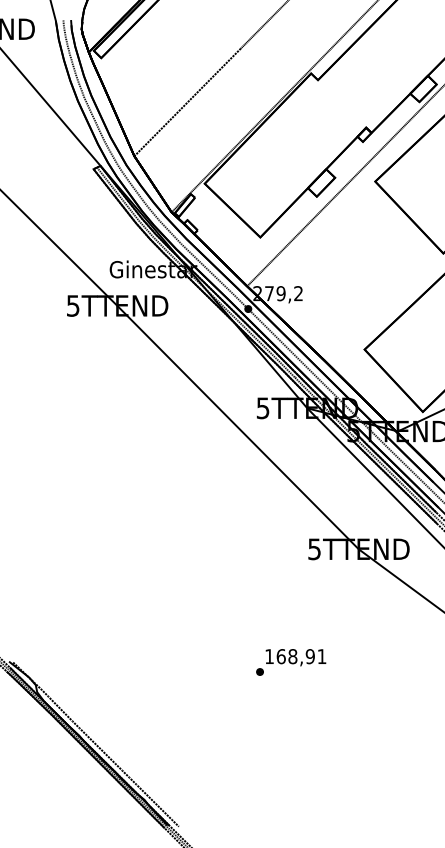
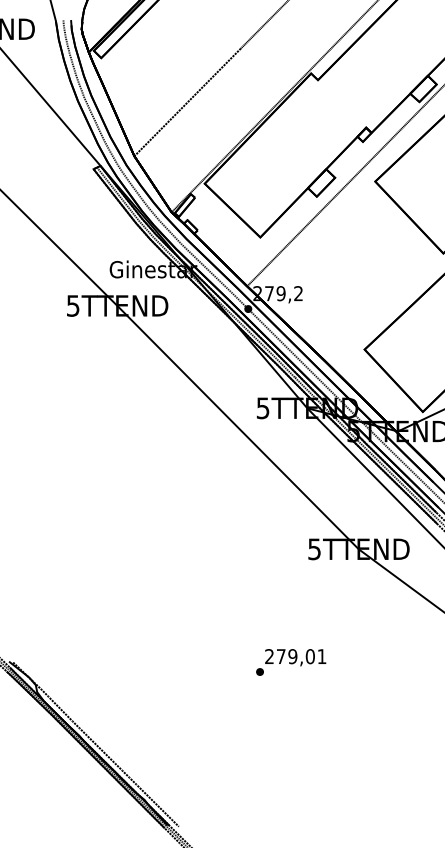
text: 168,91 -> 279,01 (289, 656)
